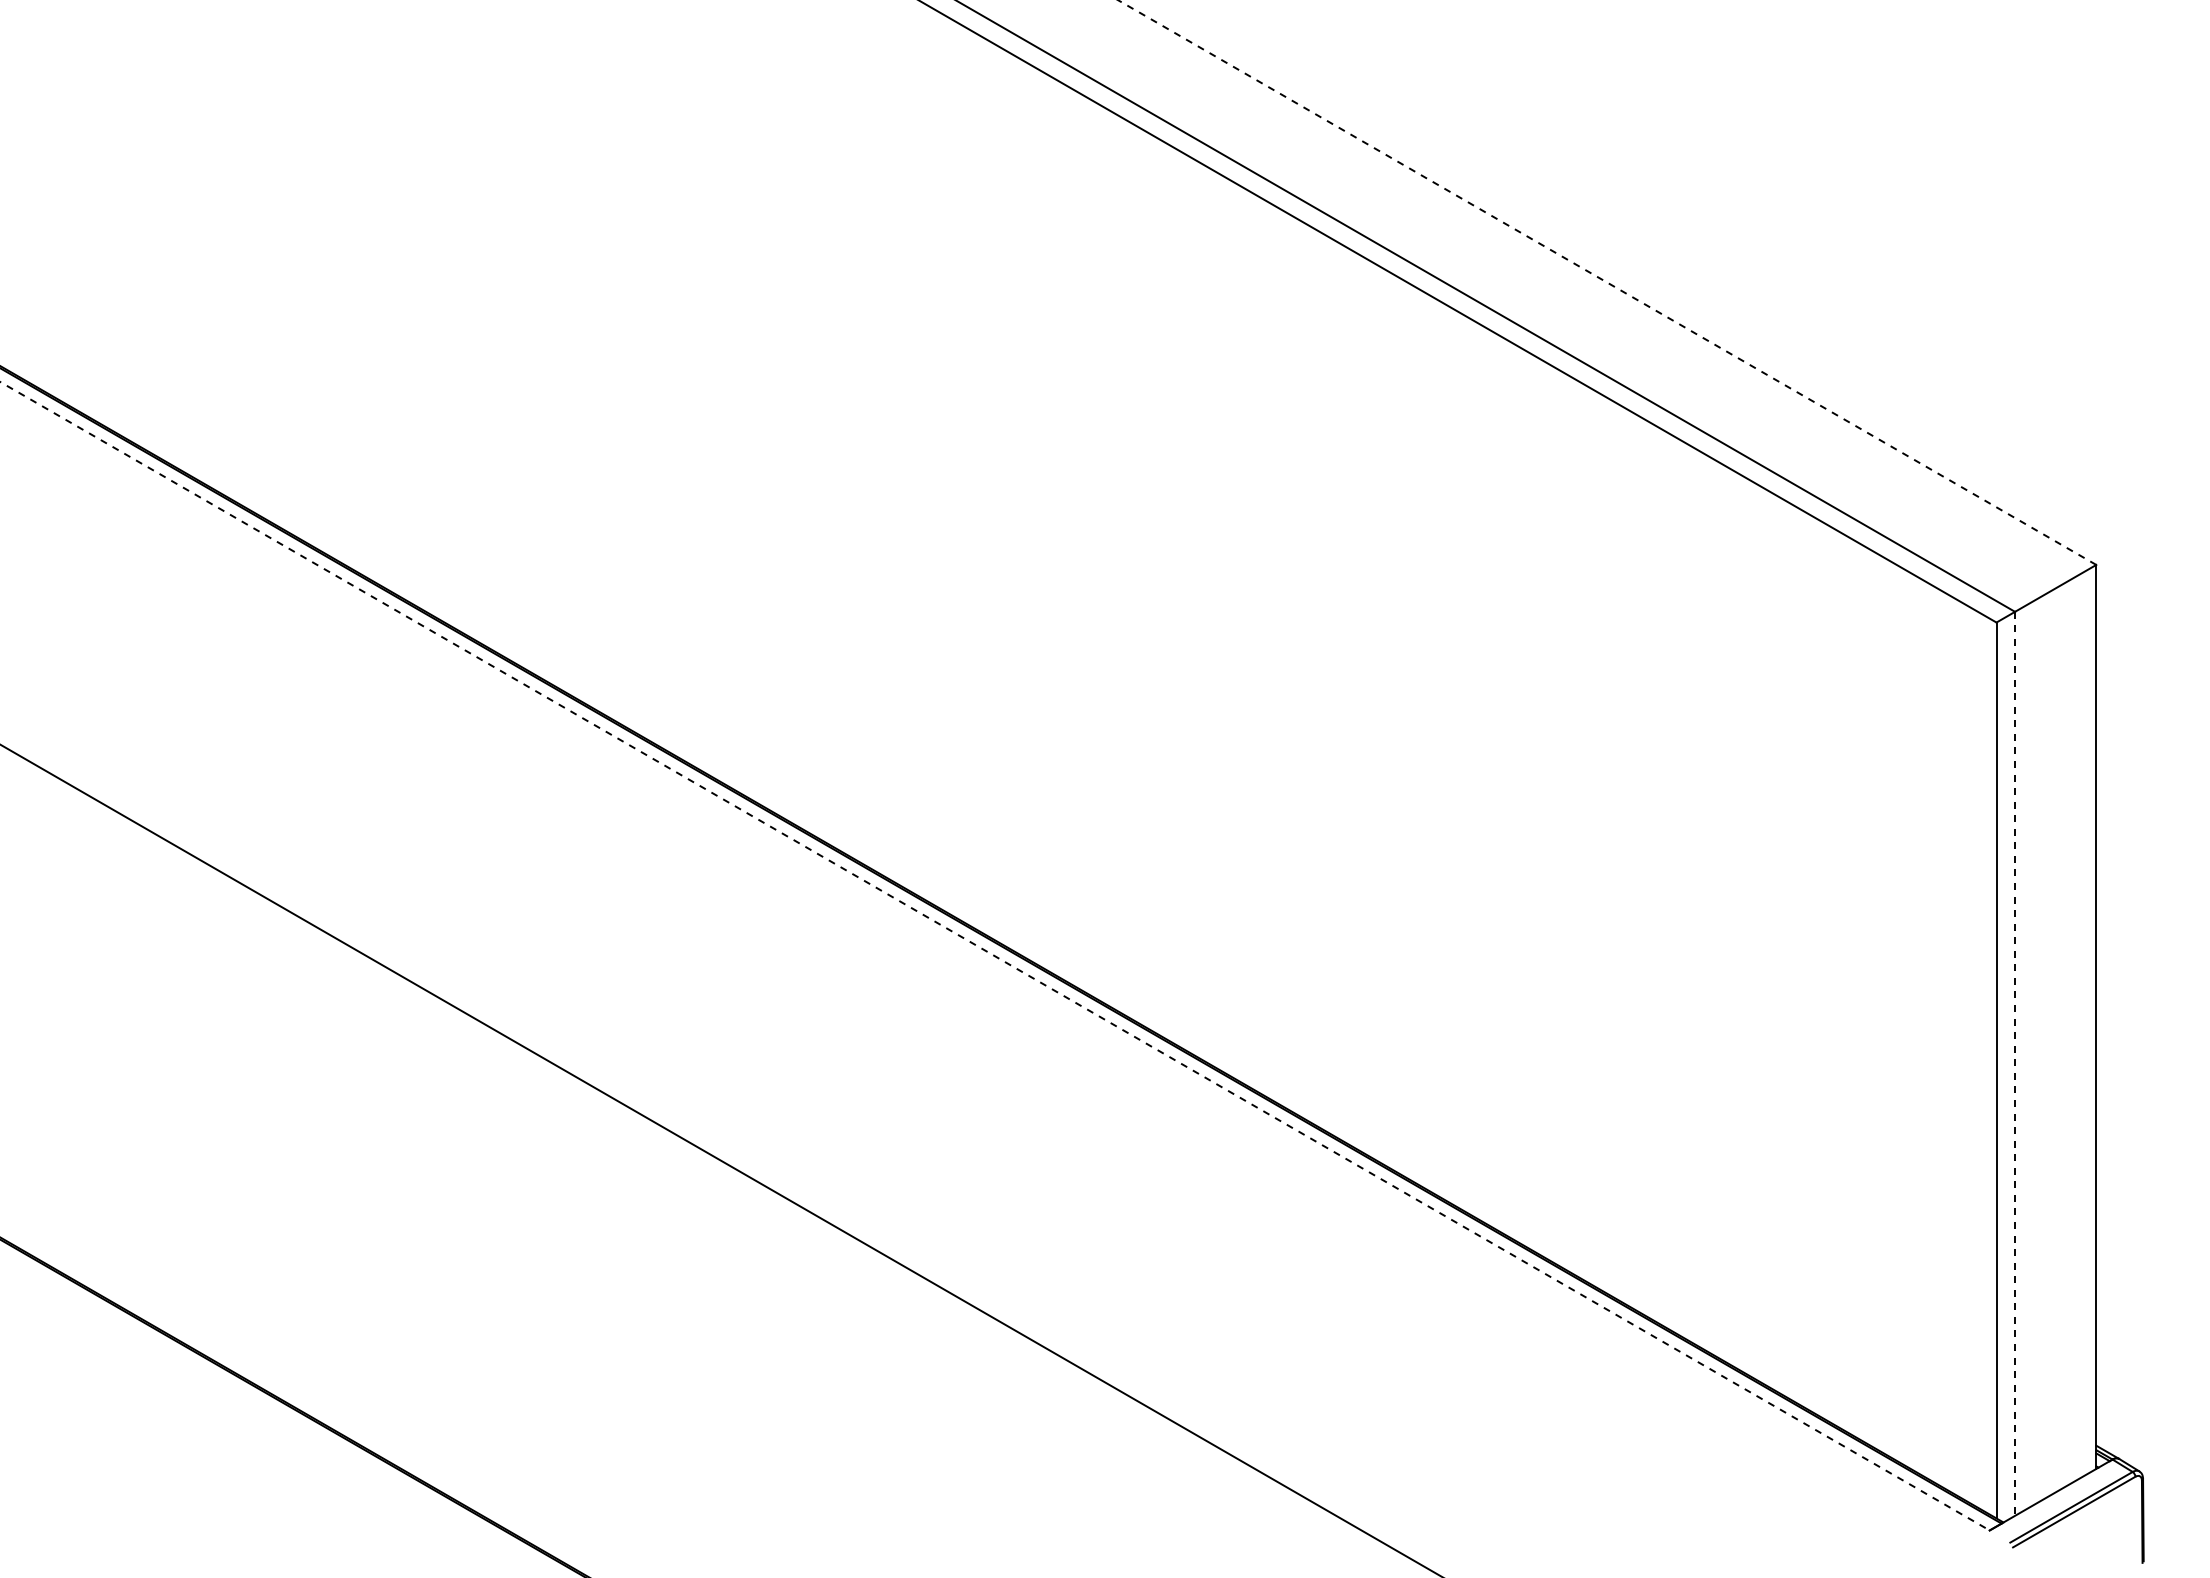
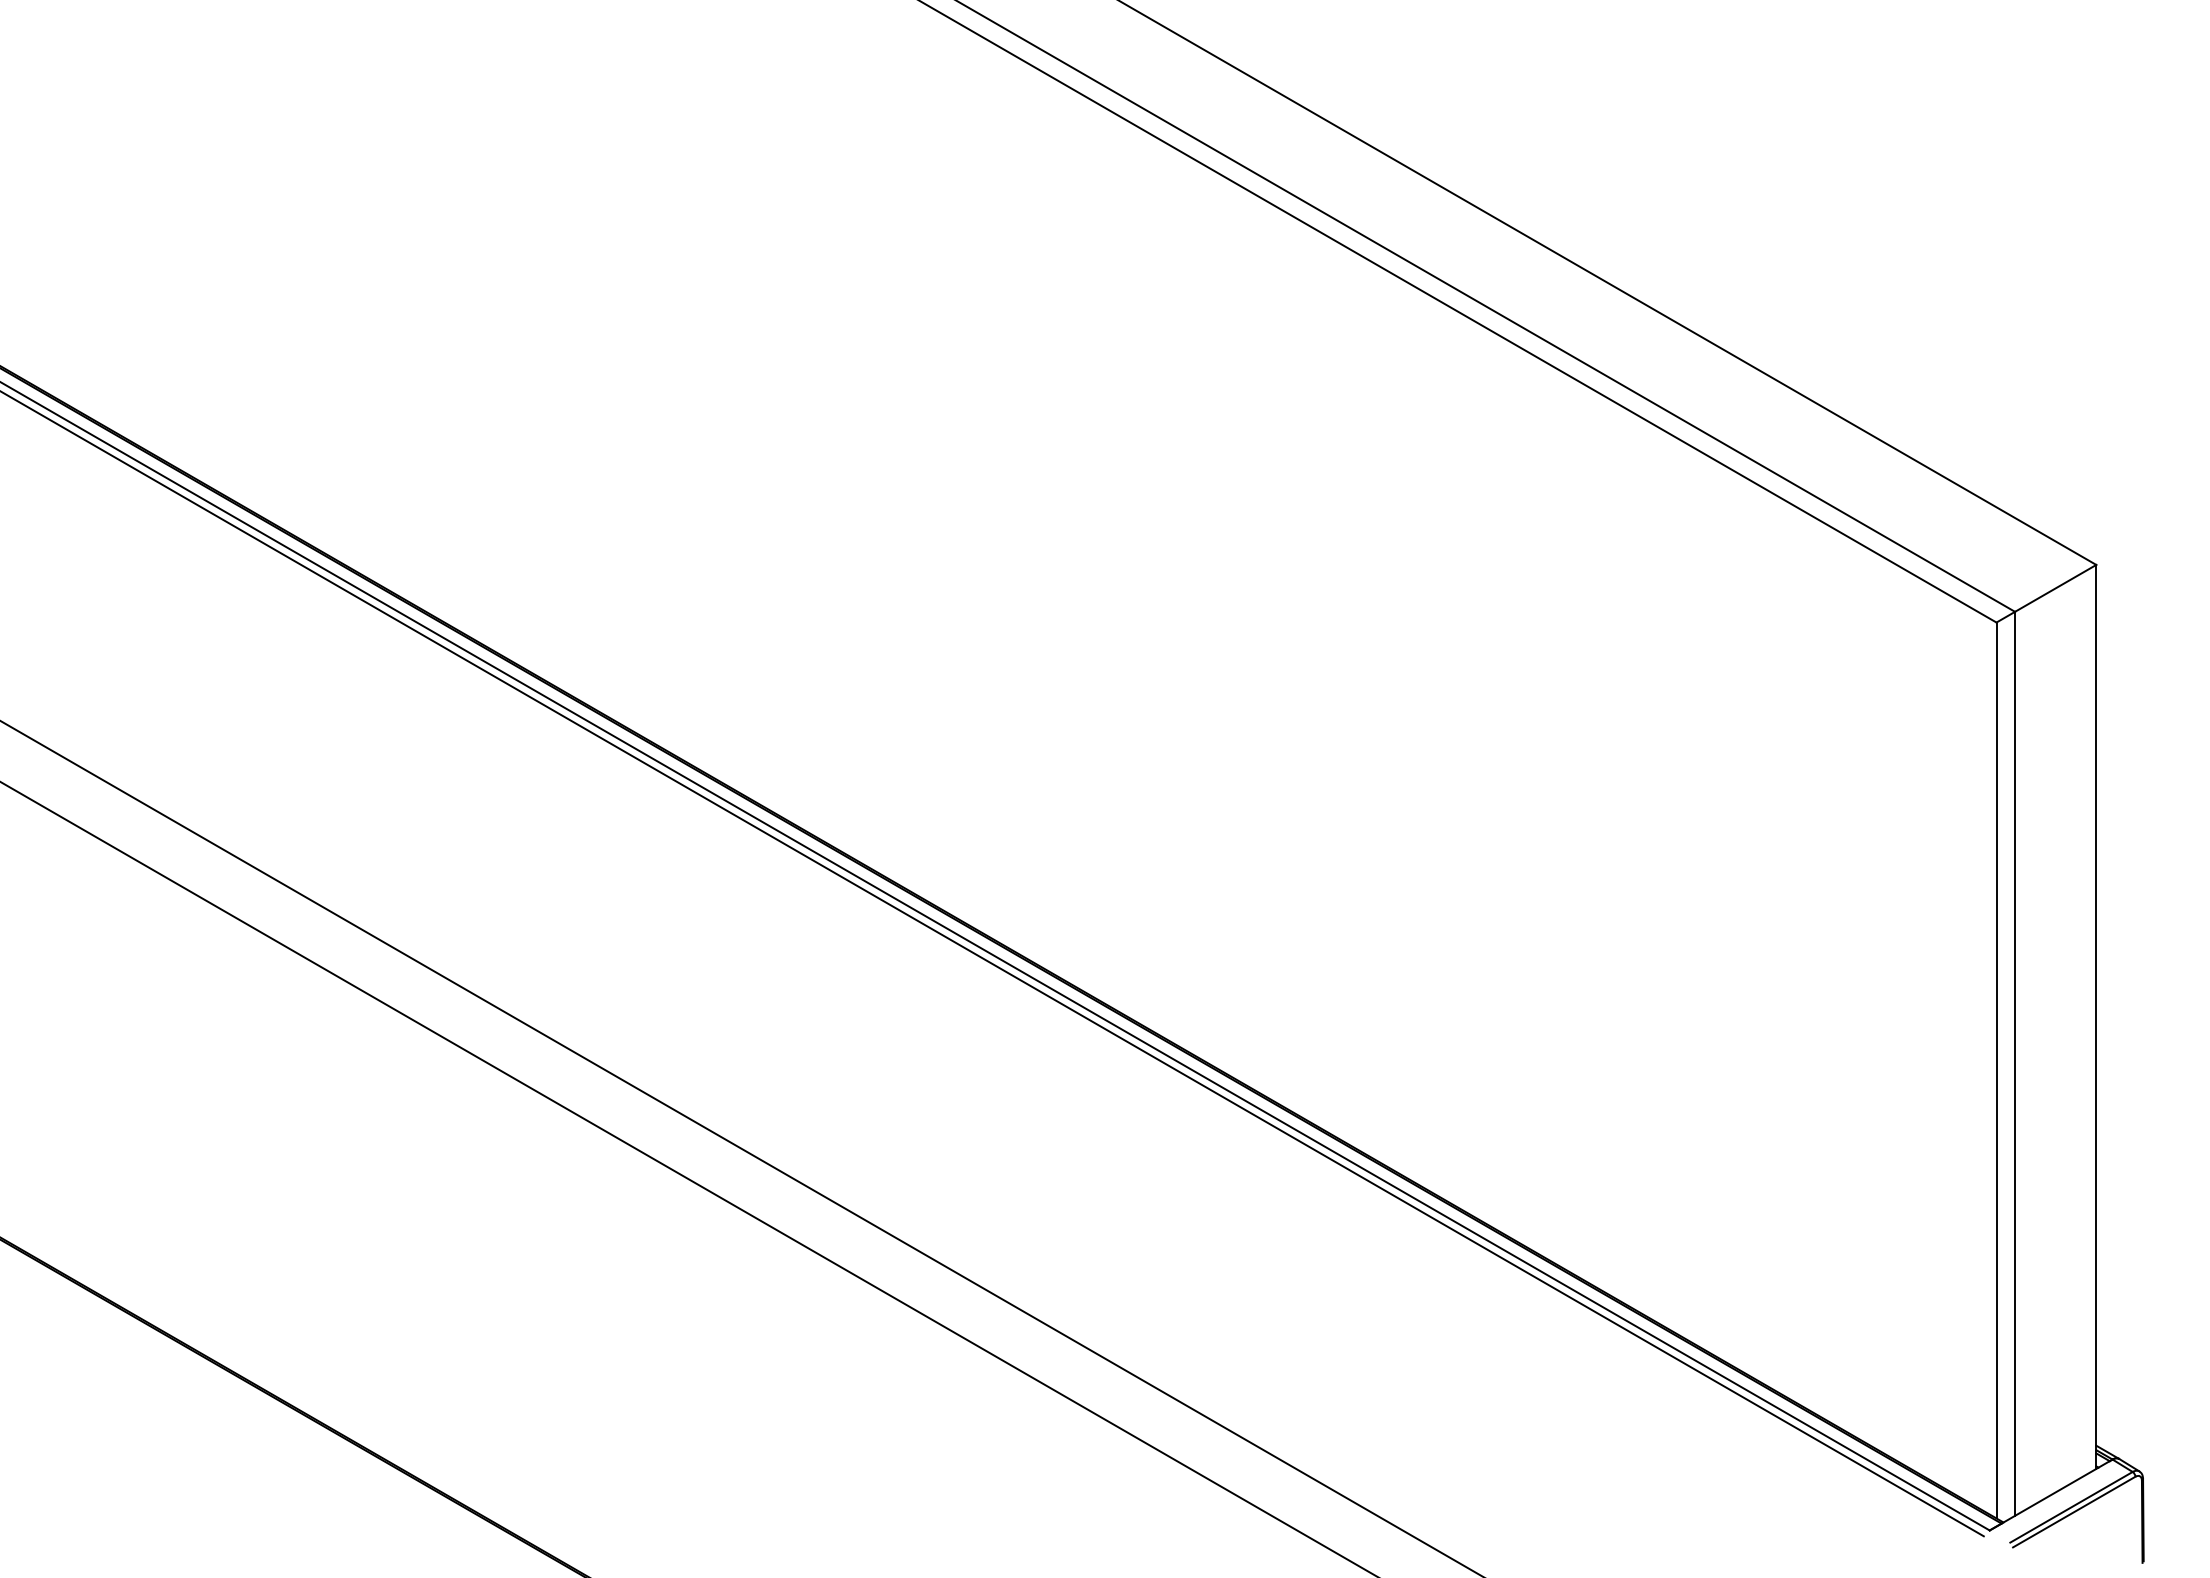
line: dashed -> solid (1607, 282)
line: dashed -> solid (995, 956)
line: none -> present (992, 964)
line: dashed -> solid (2015, 1064)
line position: (720, 1159) -> (740, 1147) (740, 1147)
line: none -> present (687, 1178)
